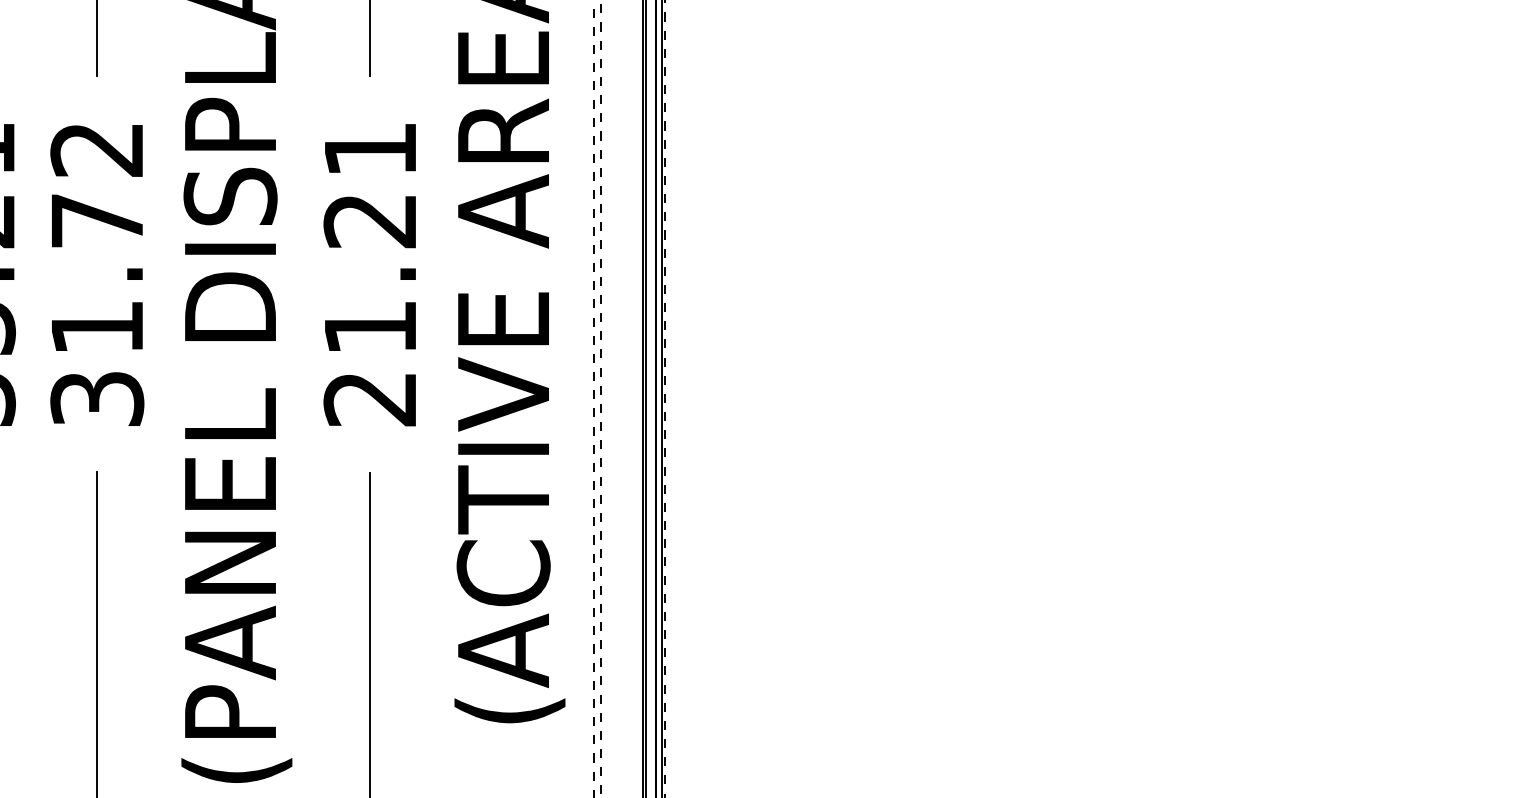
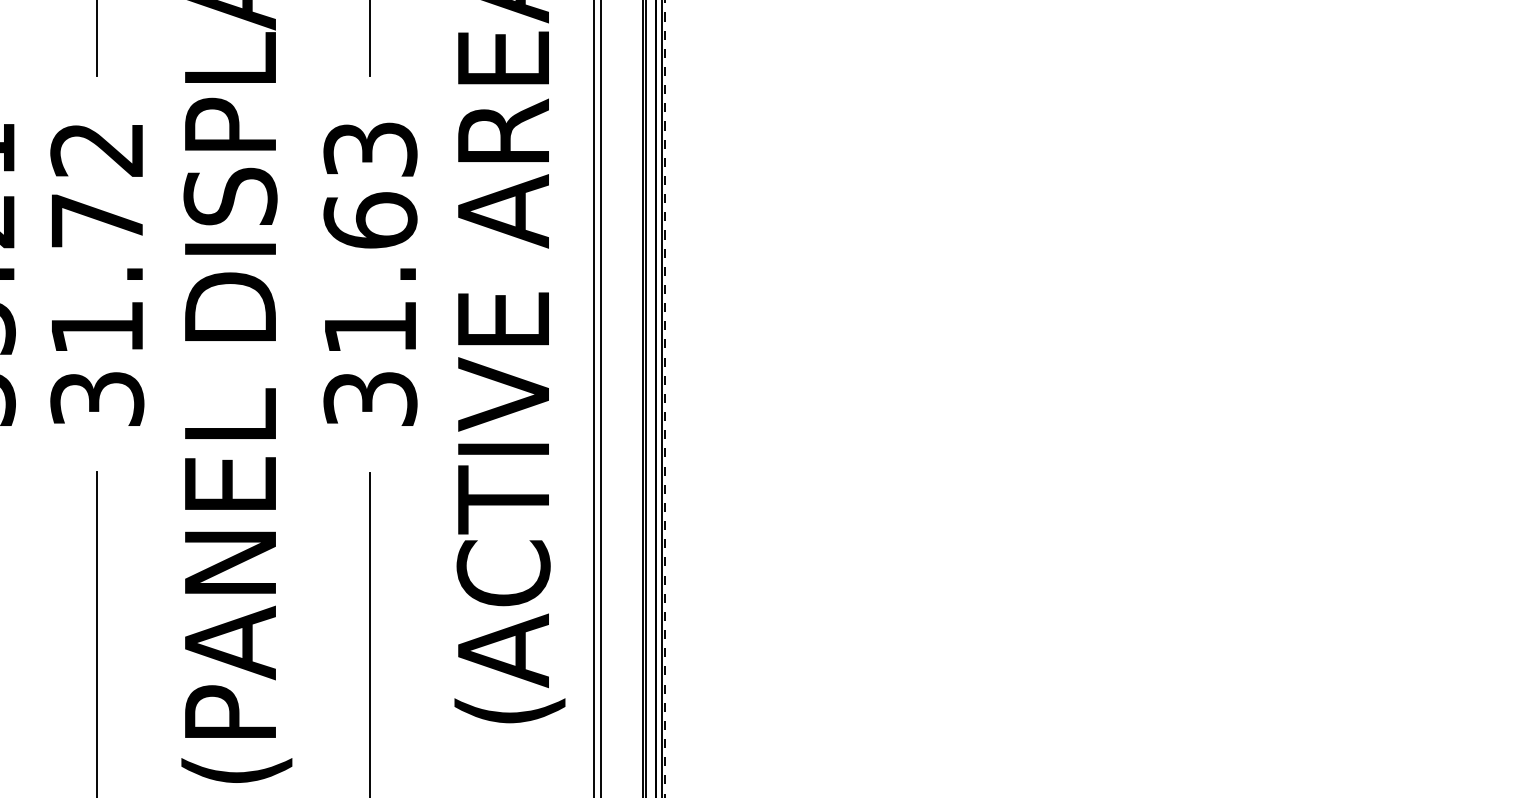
text: 21.21 -> 31.63 (370, 274)
line: dashed -> solid (600, 398)
line: dashed -> solid (593, 399)
